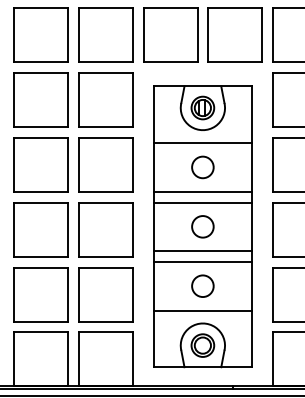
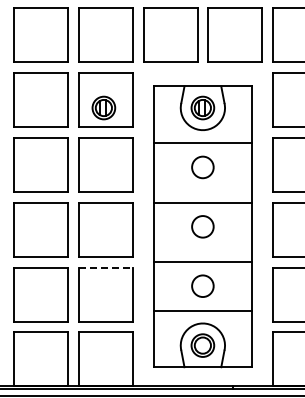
part: none -> present (103, 107)
line: present -> none (202, 191)
line: present -> none (202, 251)
line: solid -> dashed (105, 267)
